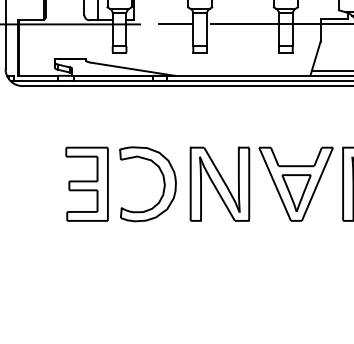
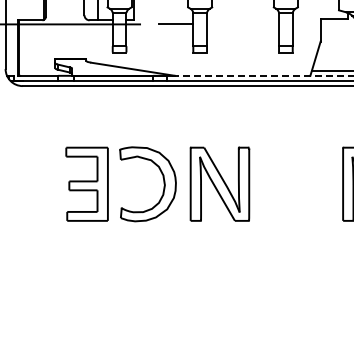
line: present -> none (280, 24)
line: solid -> dashed (260, 75)
part: present -> none (295, 183)
